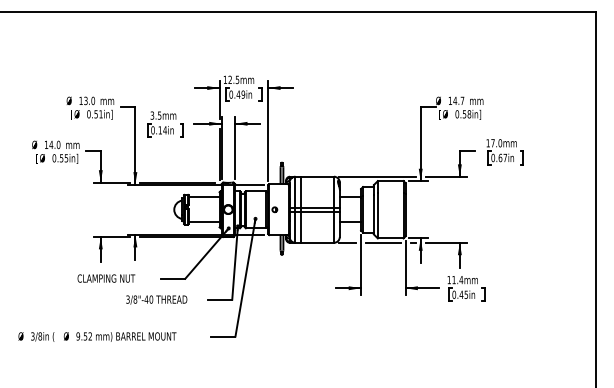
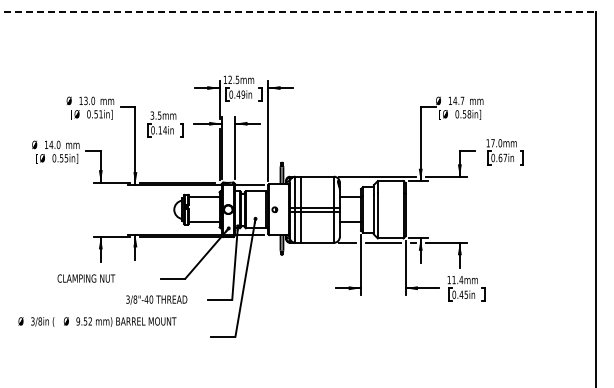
line: solid -> dashed (298, 11)
text position: (106, 278) -> (86, 278) (86, 278)
text position: (97, 336) -> (97, 321) (97, 321)
